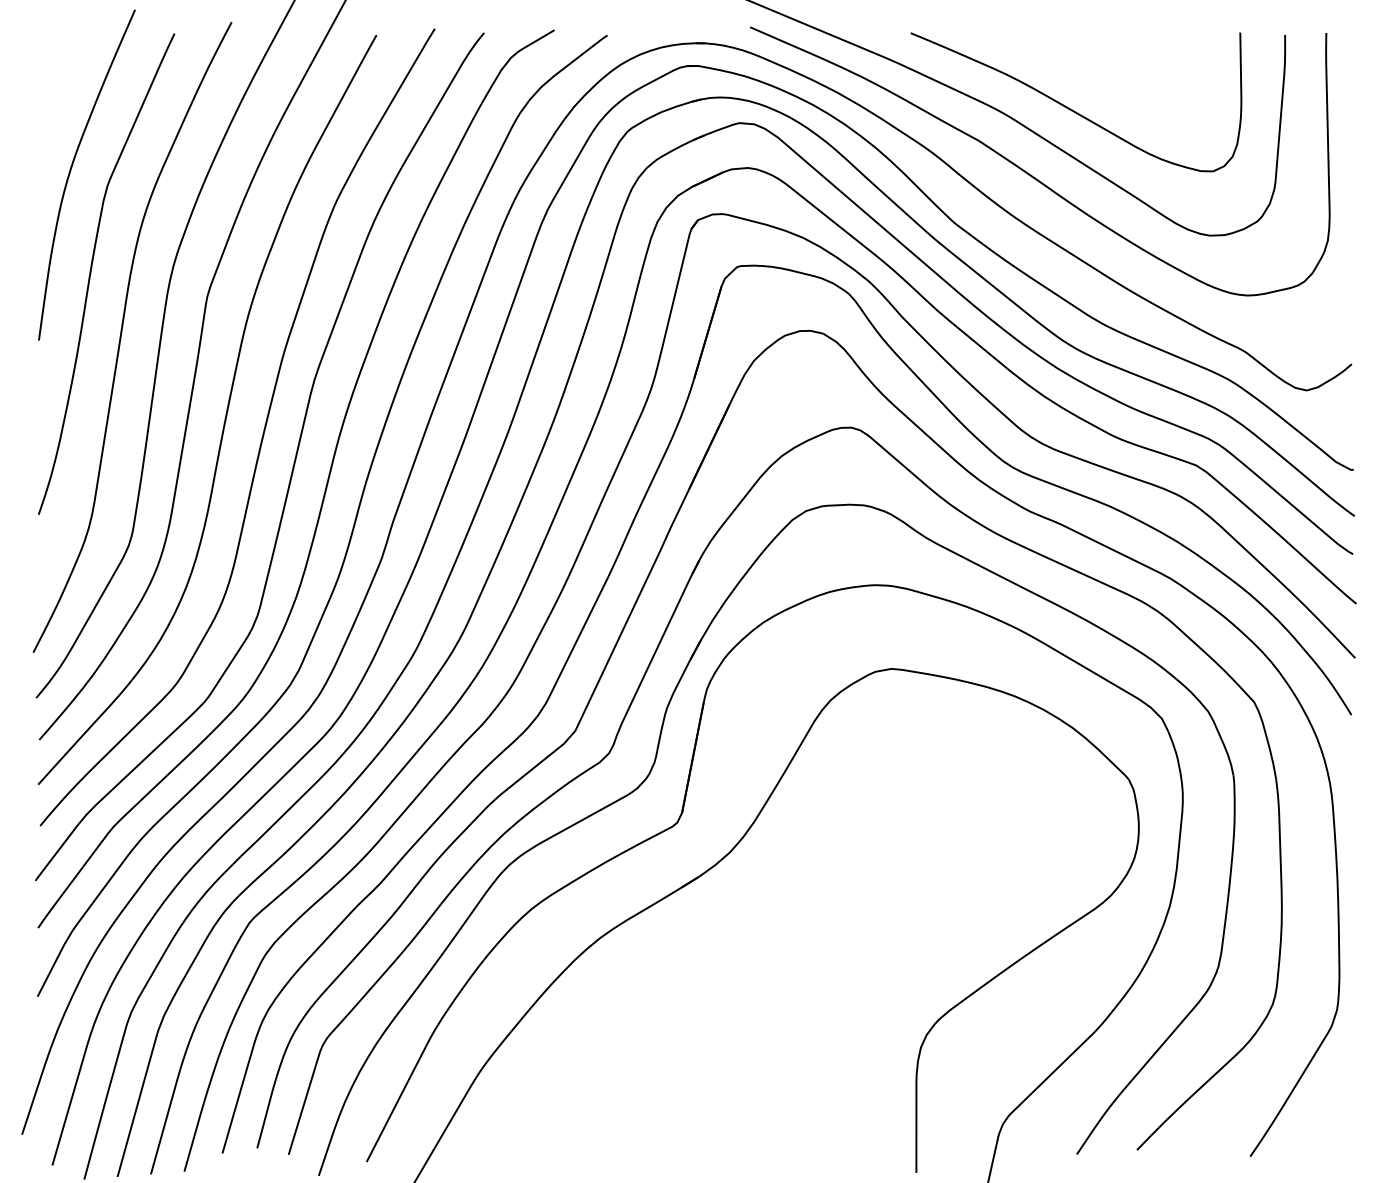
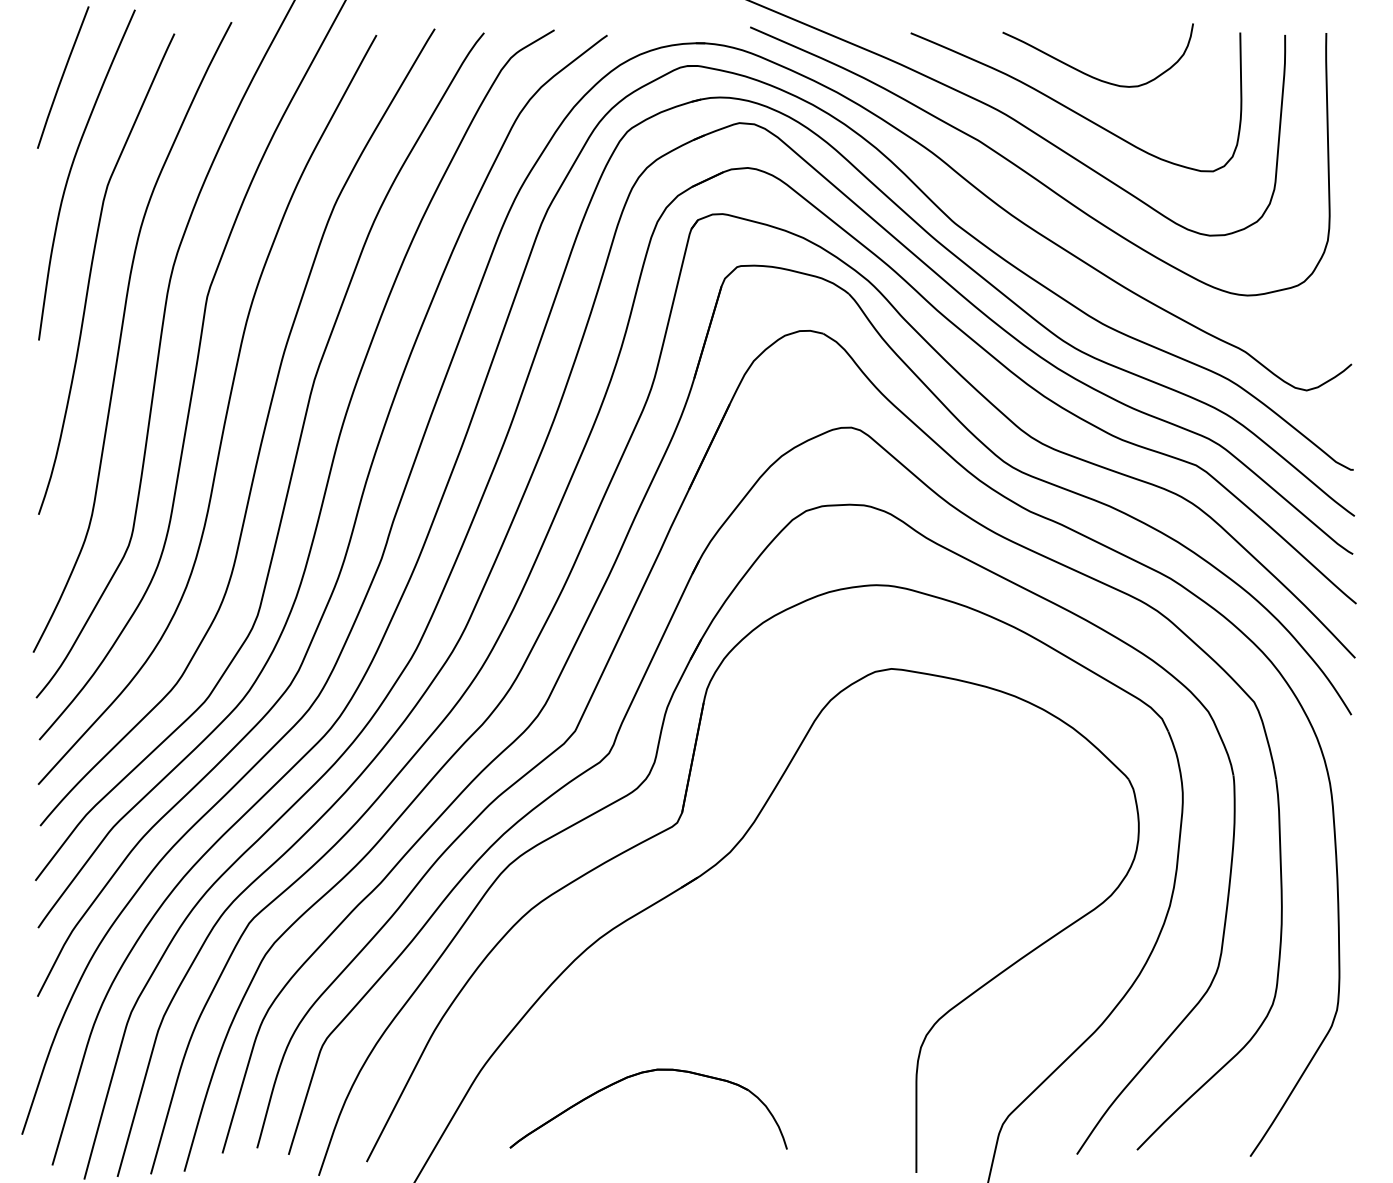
curve: none -> present (1089, 74)
line: none -> present (63, 77)
part: none -> present (637, 1075)
